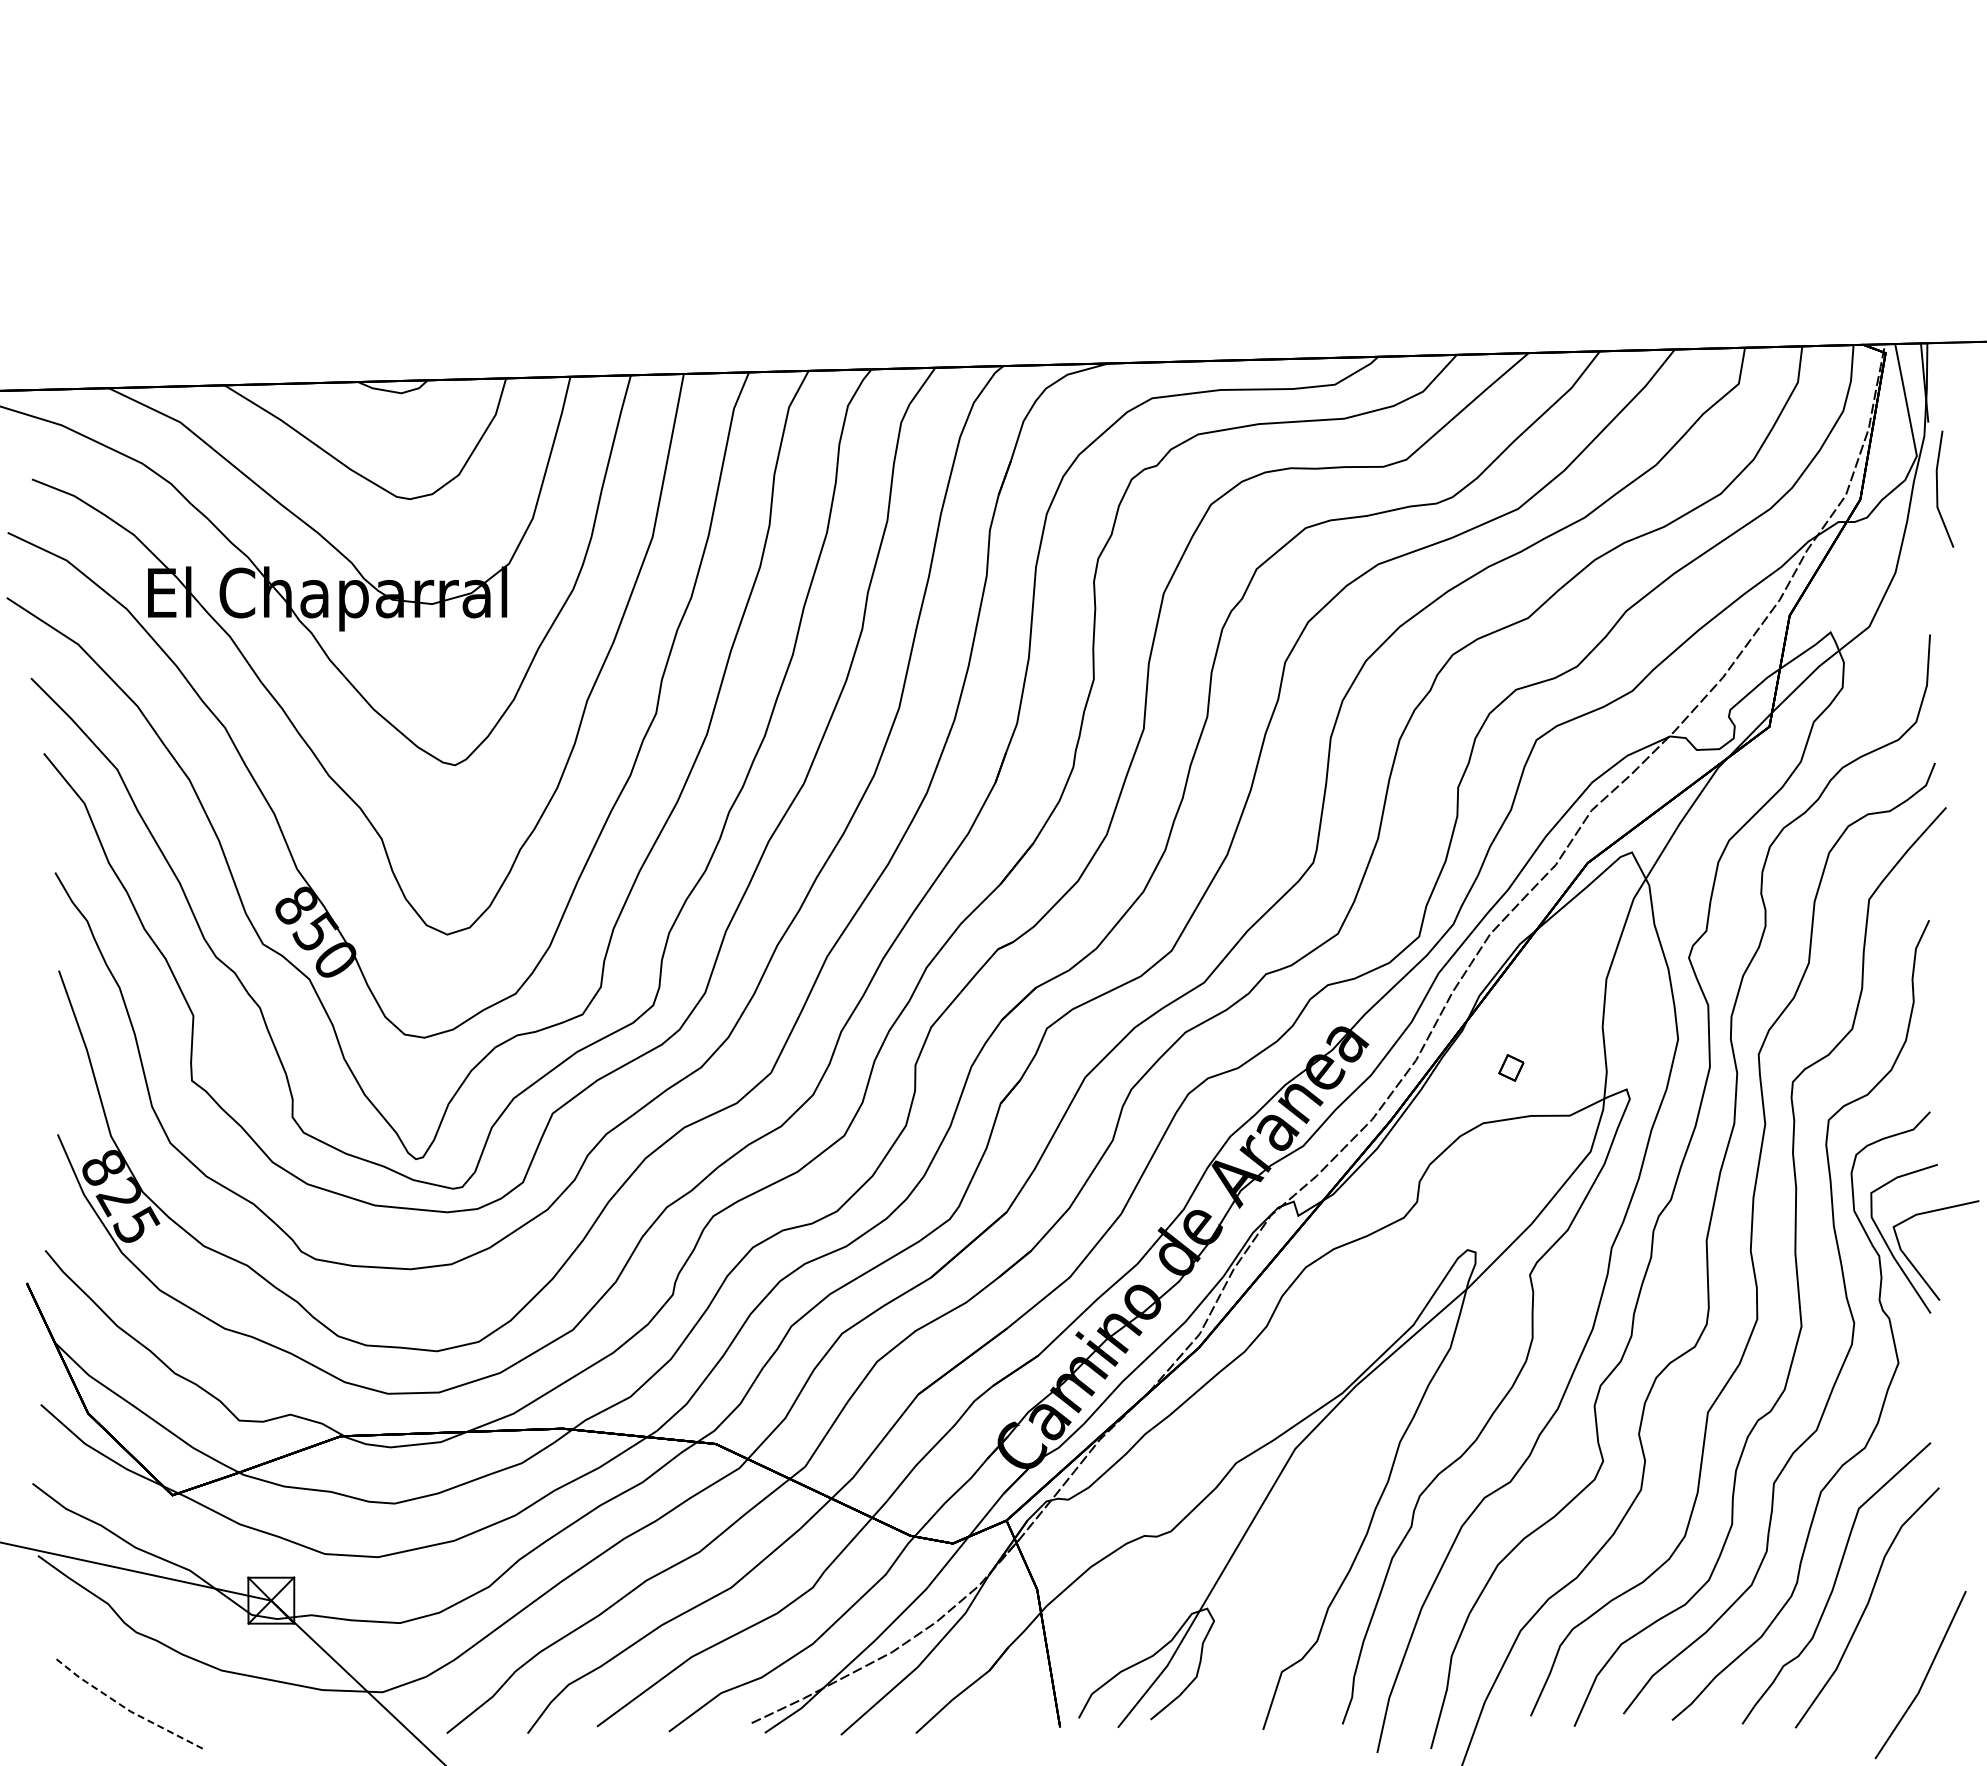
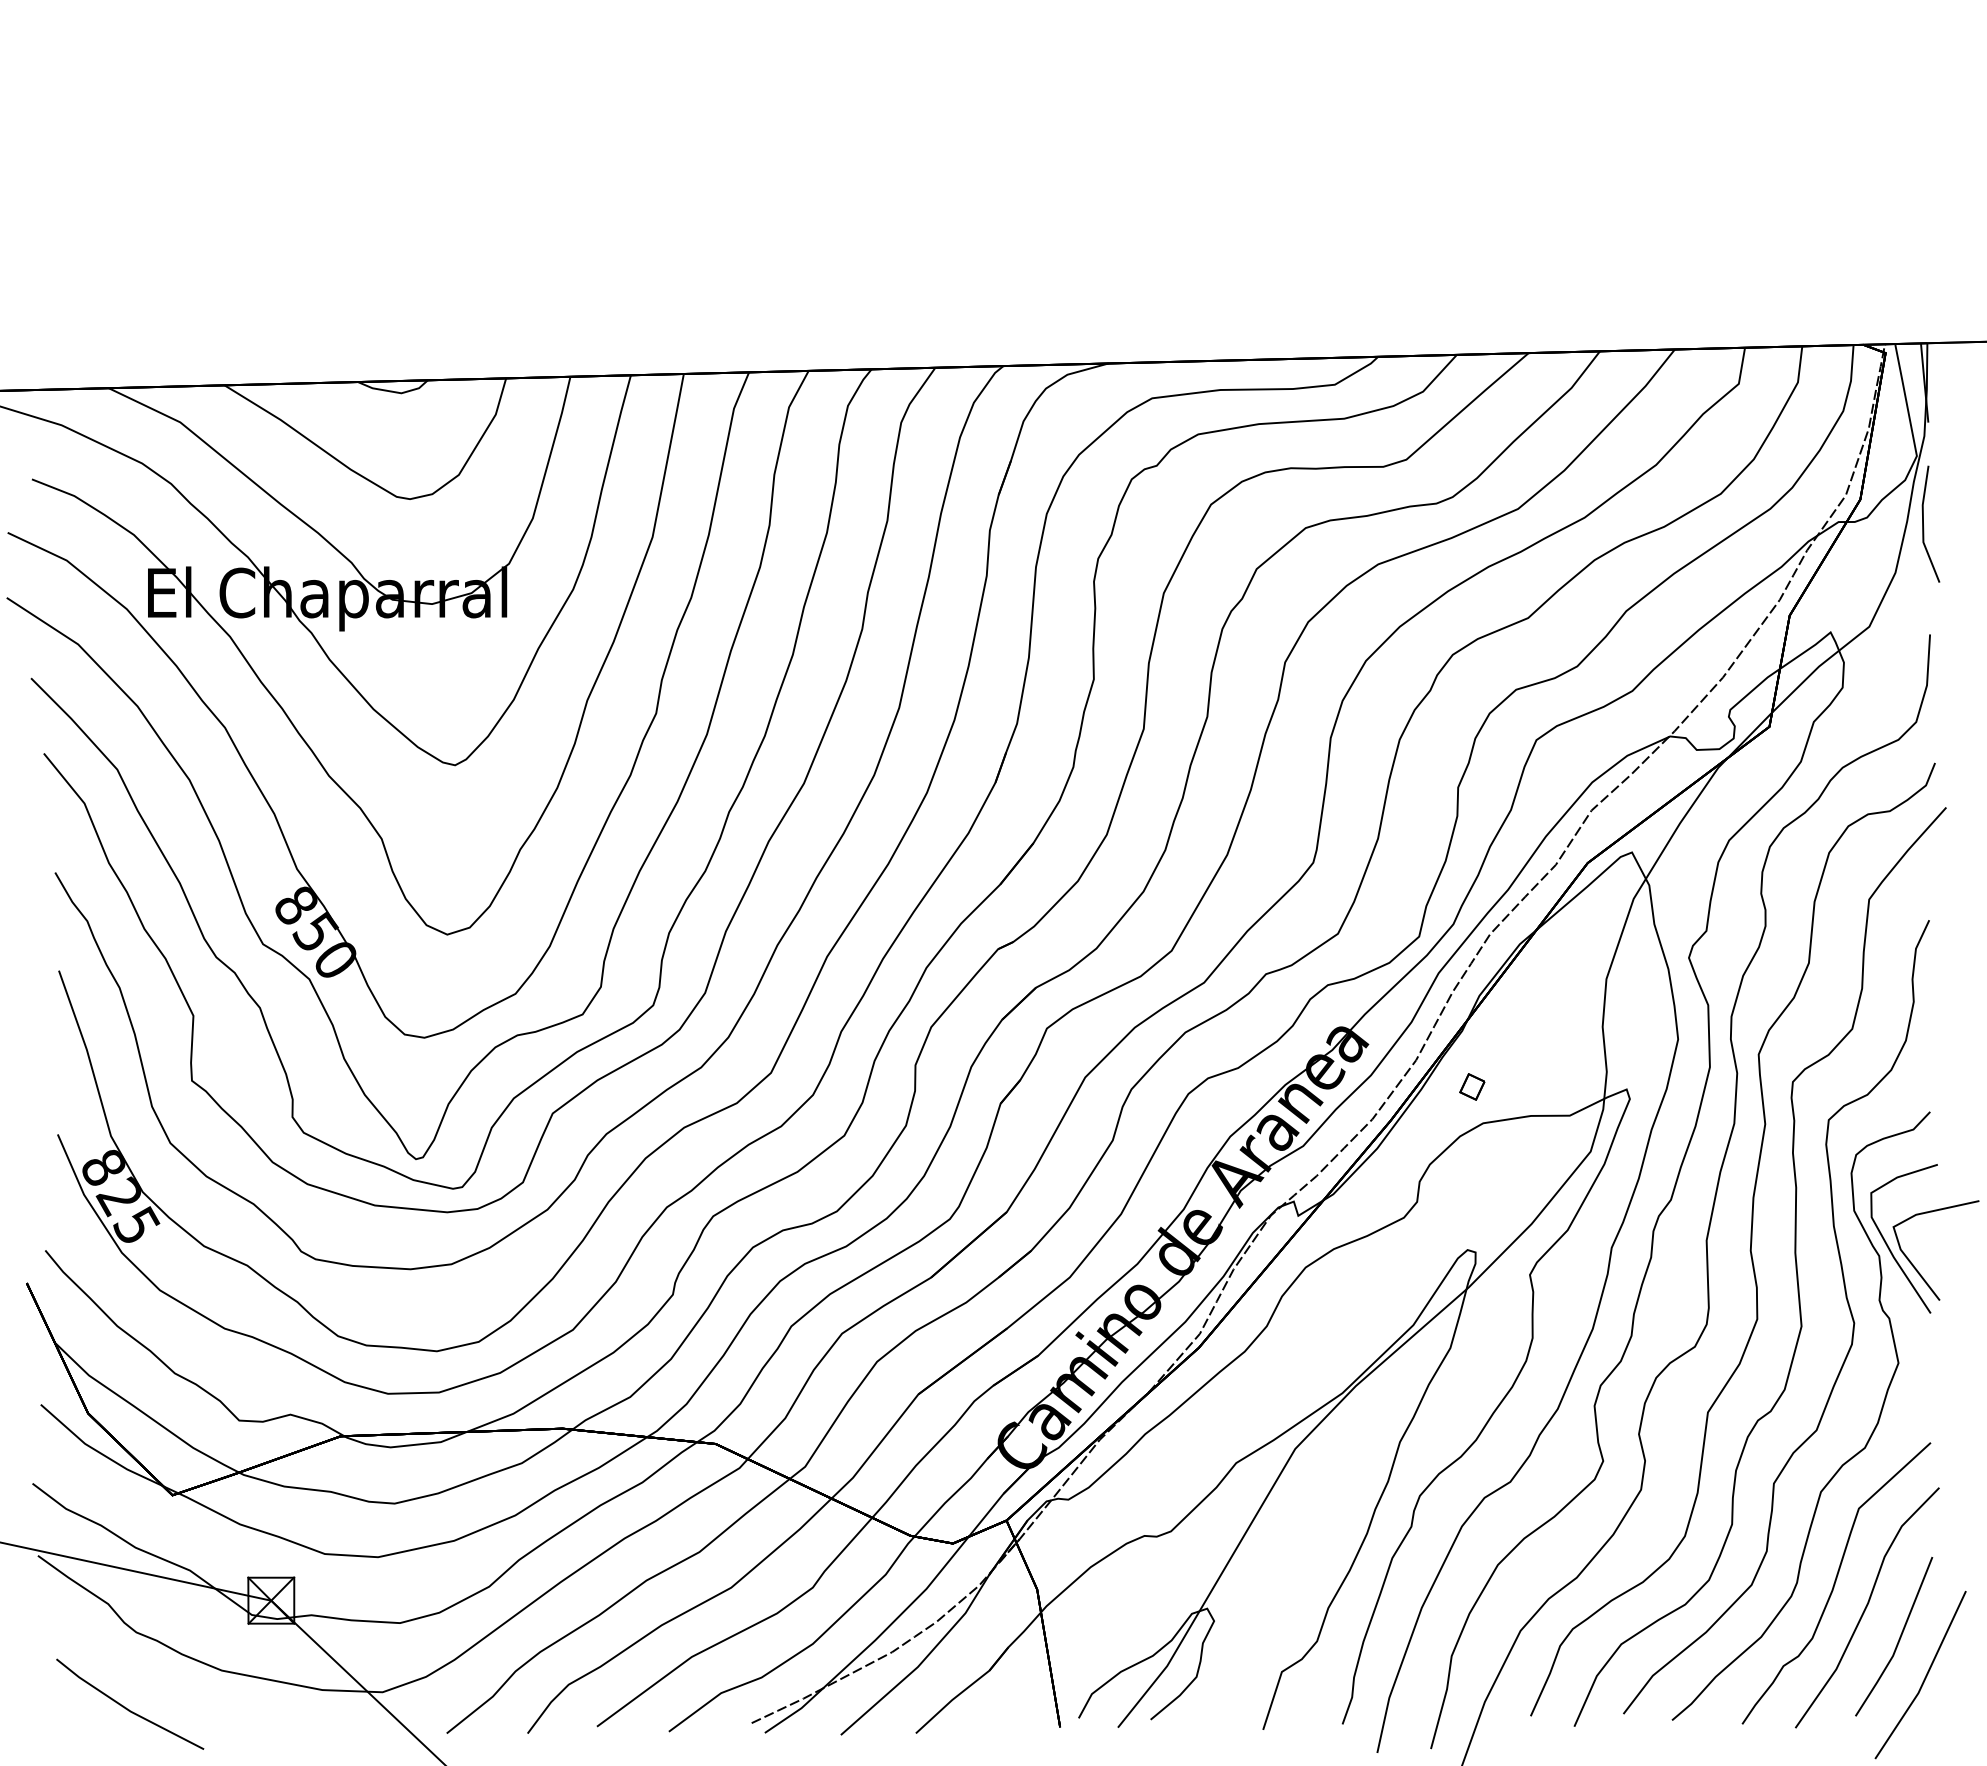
line position: (1937, 488) -> (1923, 523) (1923, 523)
part position: (1511, 1067) -> (1472, 1086) (1472, 1086)
line: none -> present (1899, 1636)
line: dashed -> solid (127, 1709)
